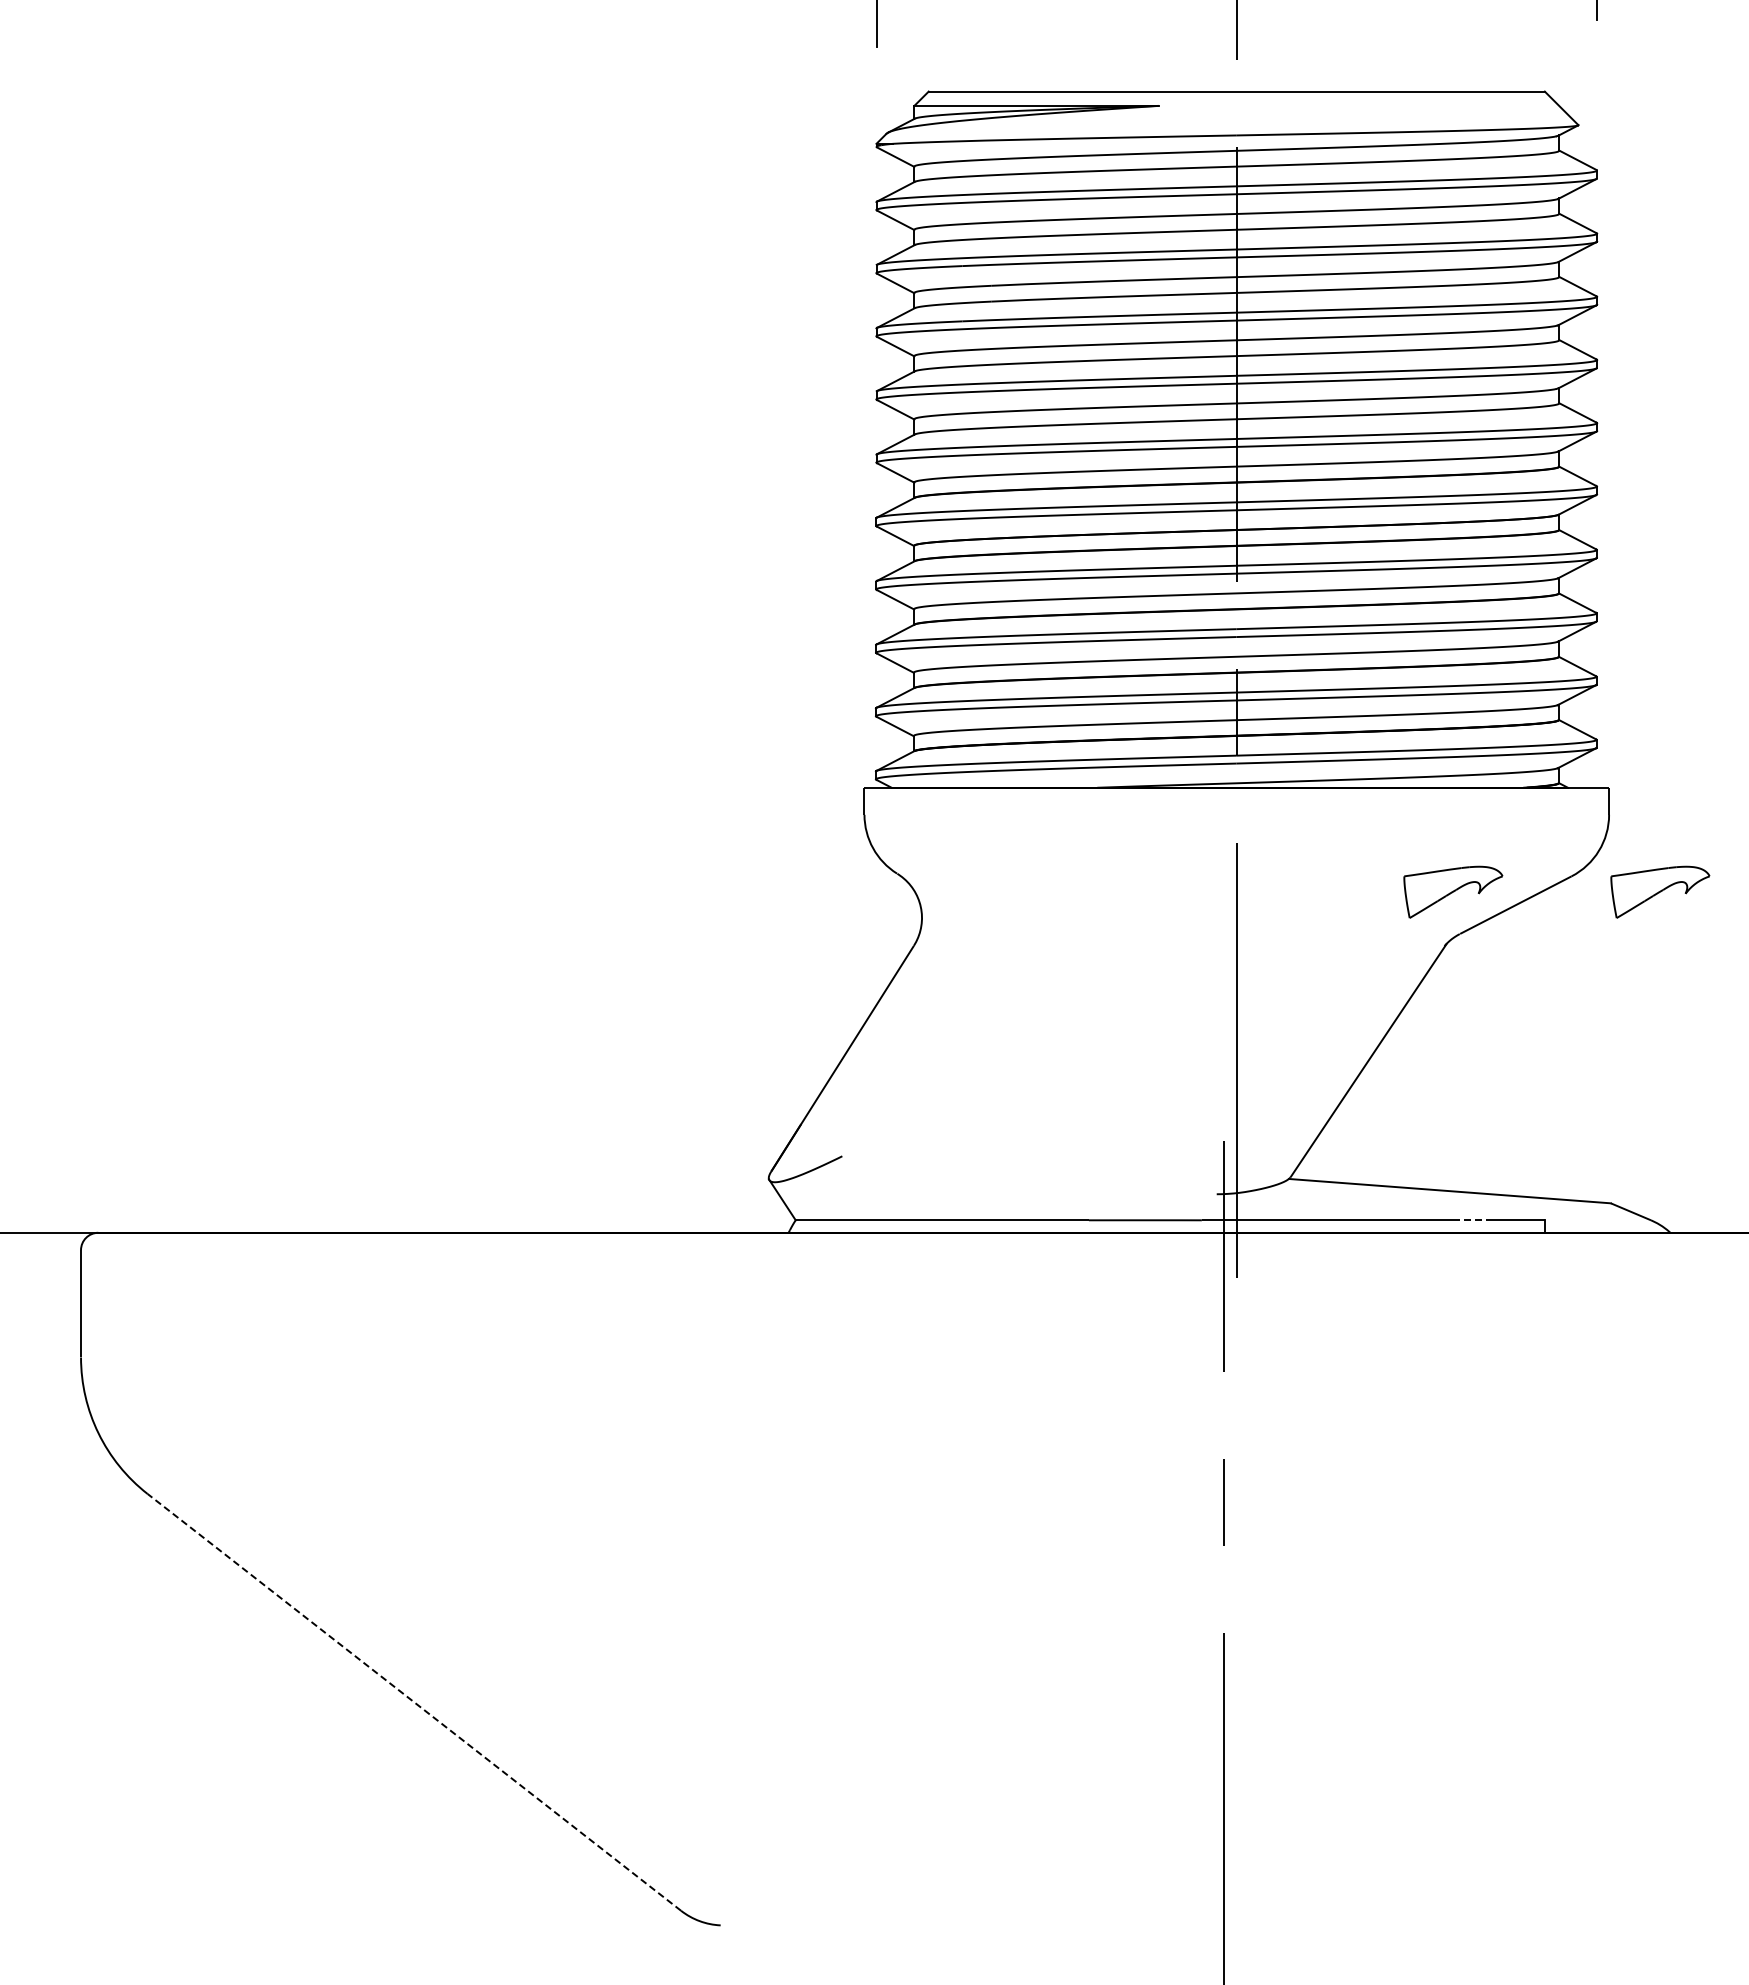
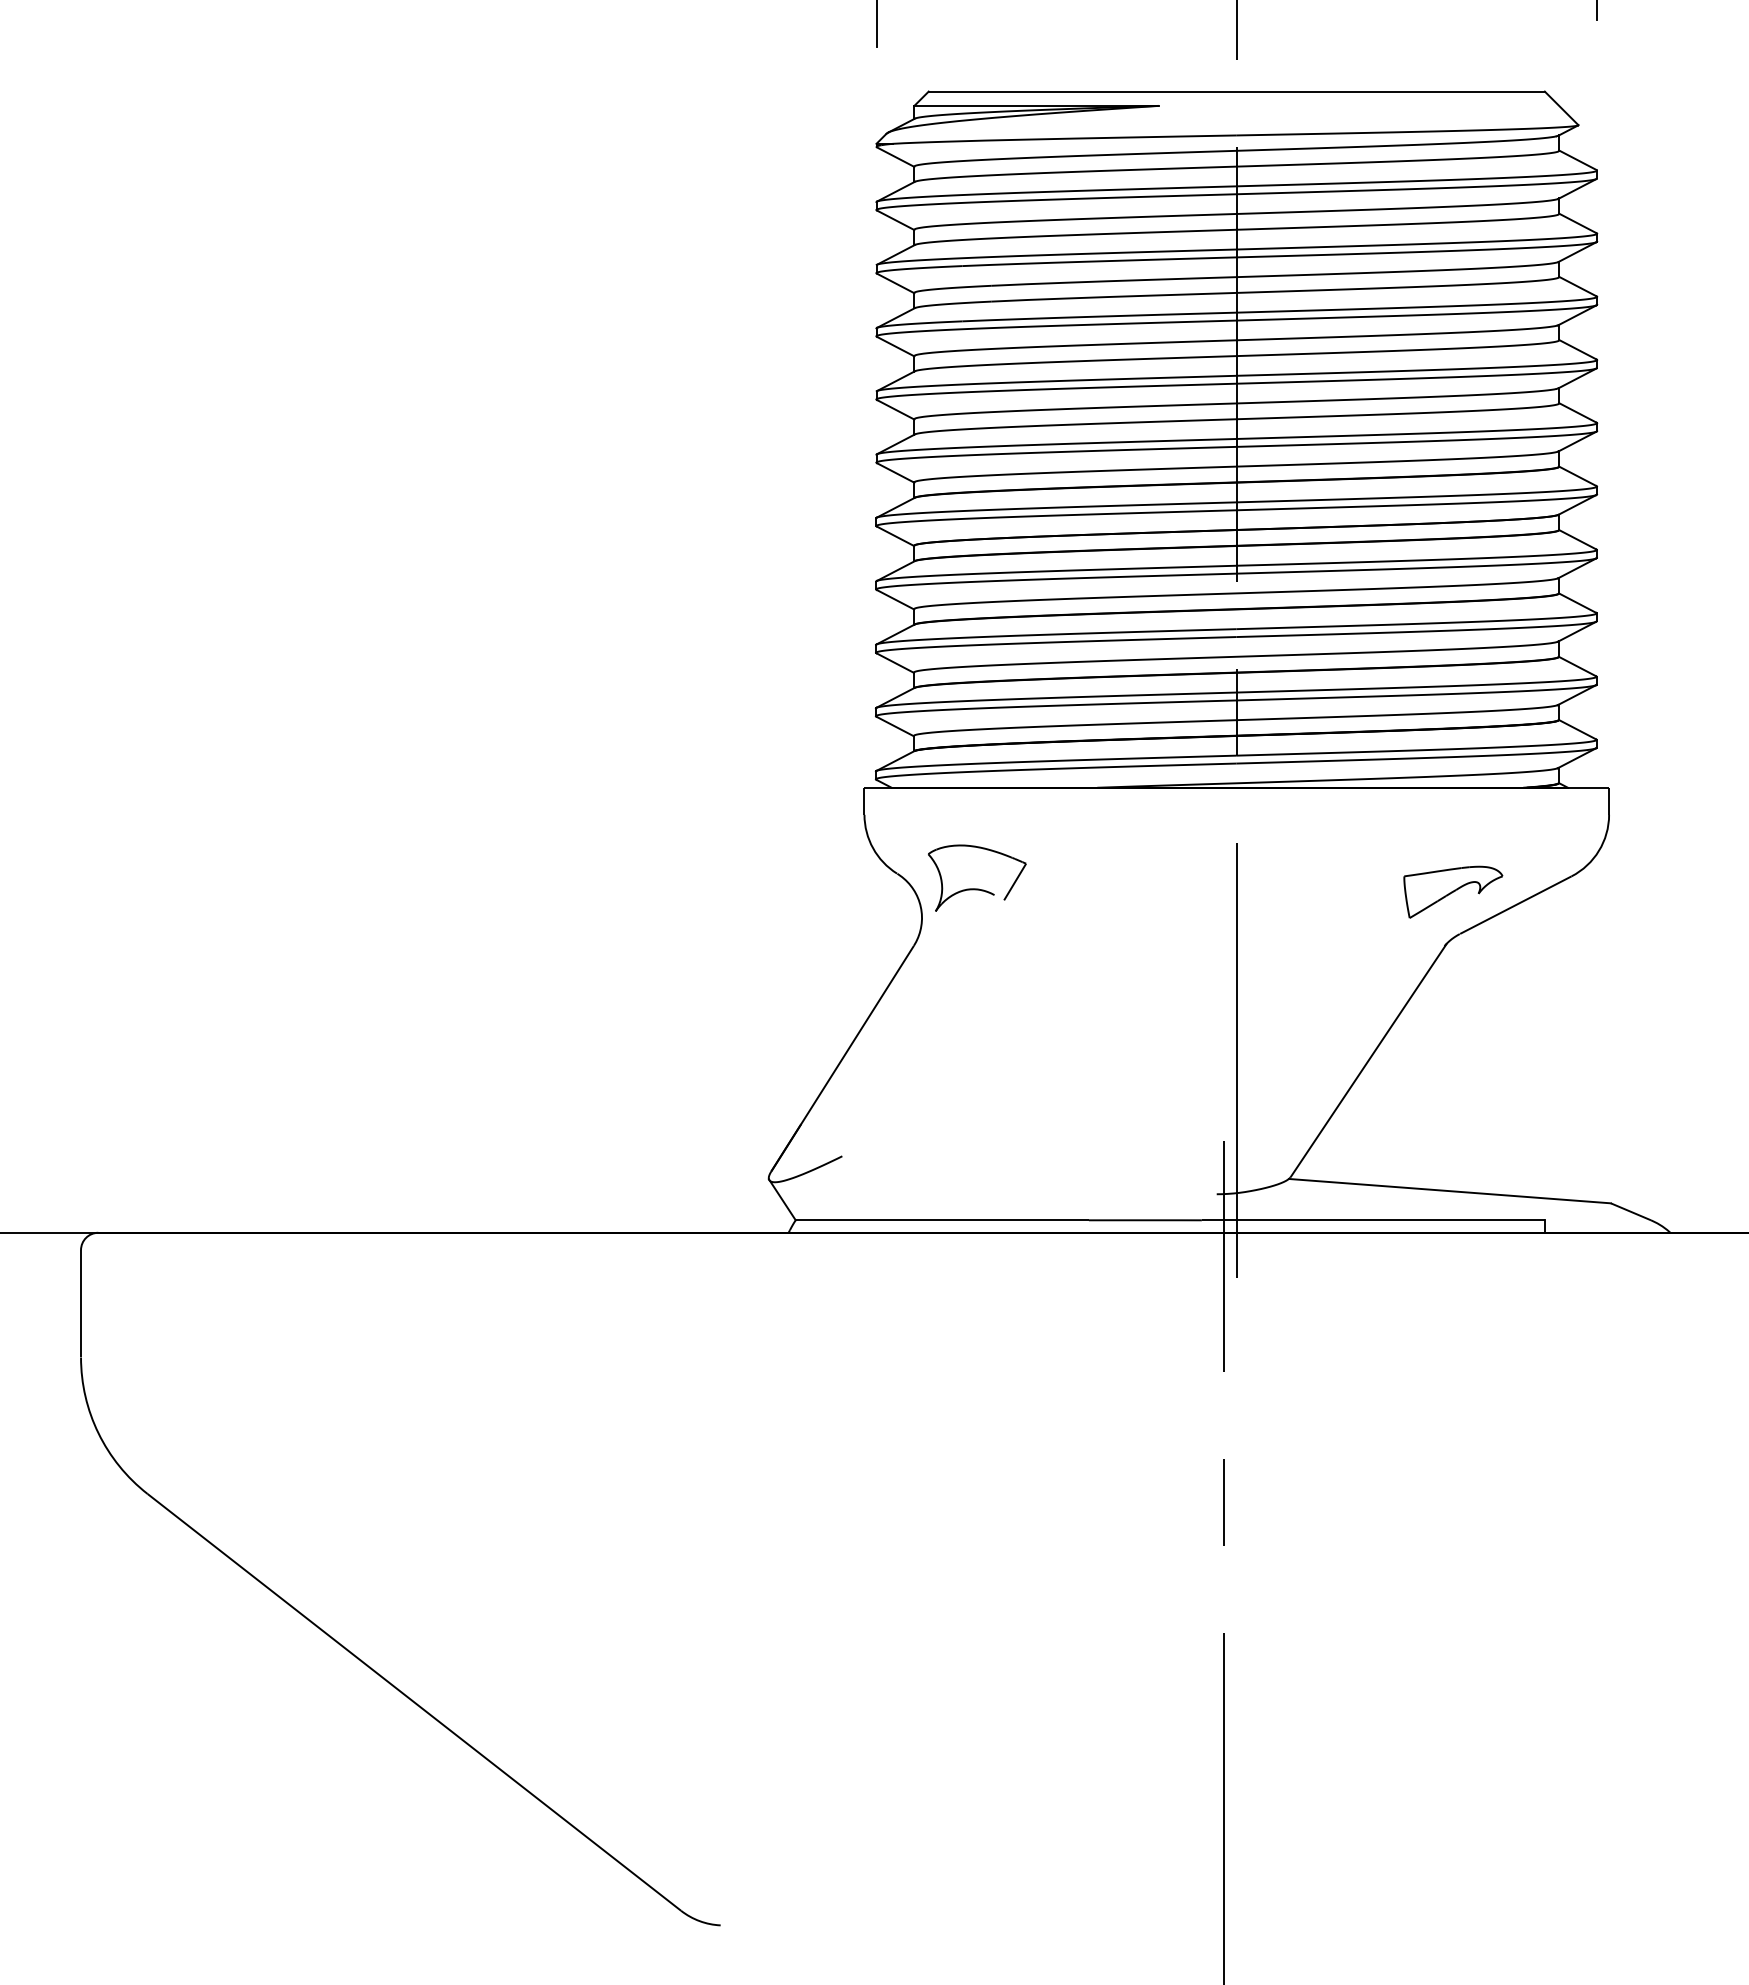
part: none -> present (977, 888)
part: present -> none (1660, 891)
line: dashed -> solid (1469, 1220)
line: dashed -> solid (414, 1702)
